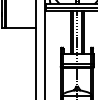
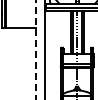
line: solid -> dashed (36, 49)
